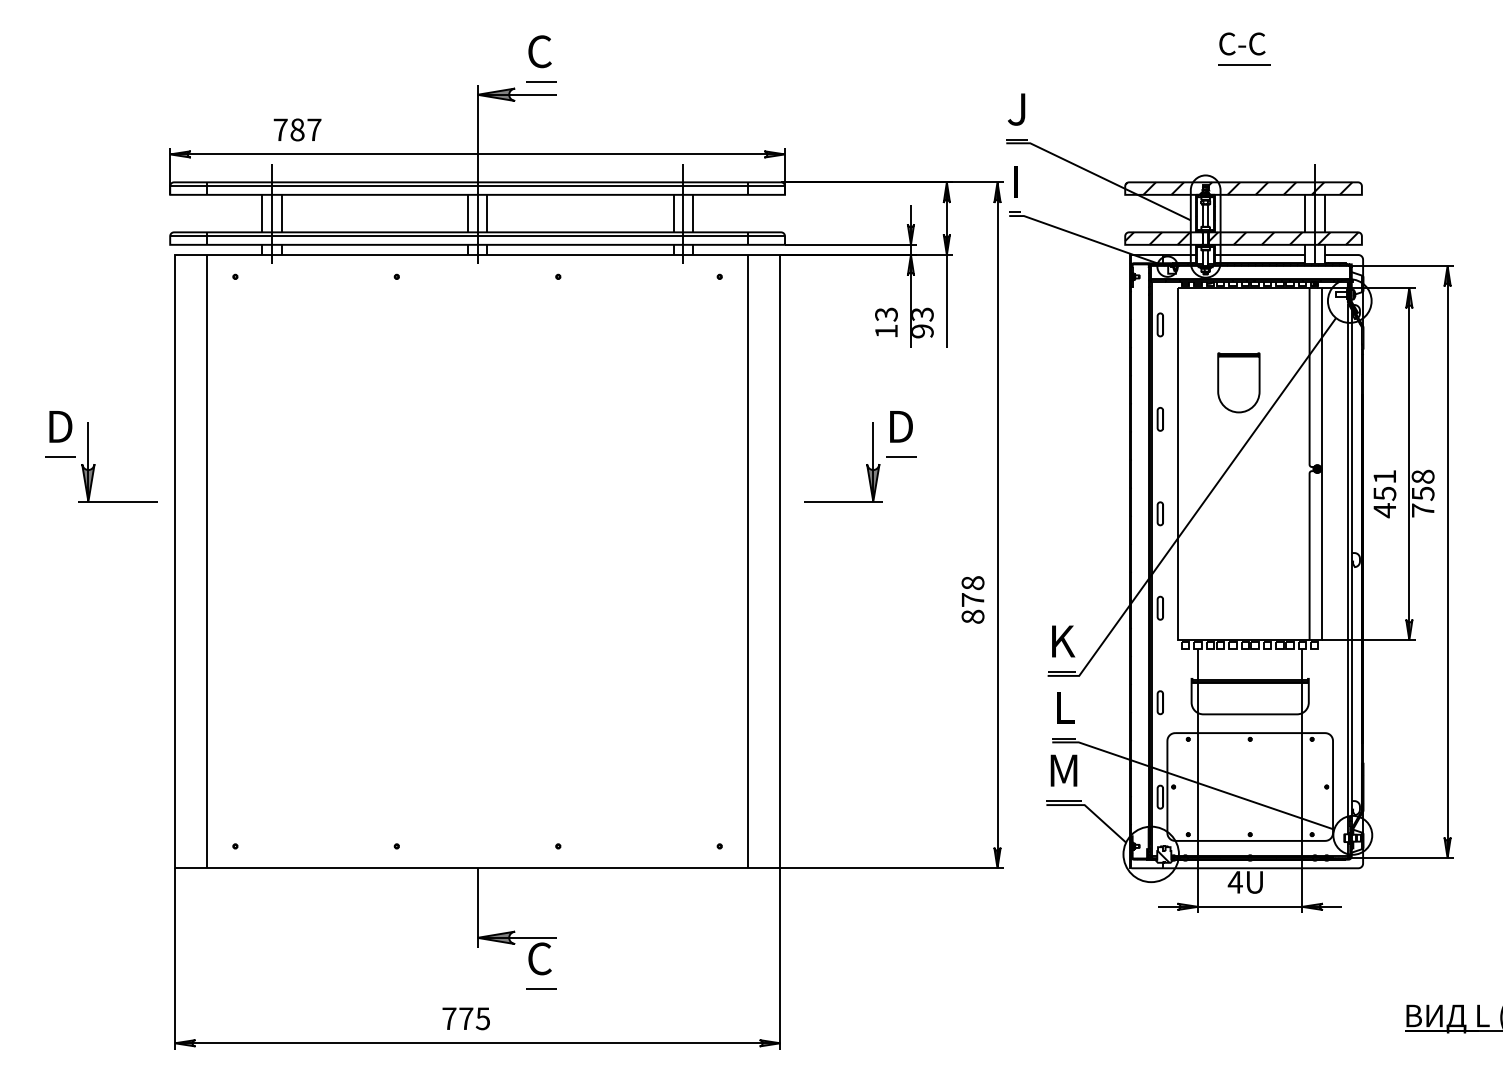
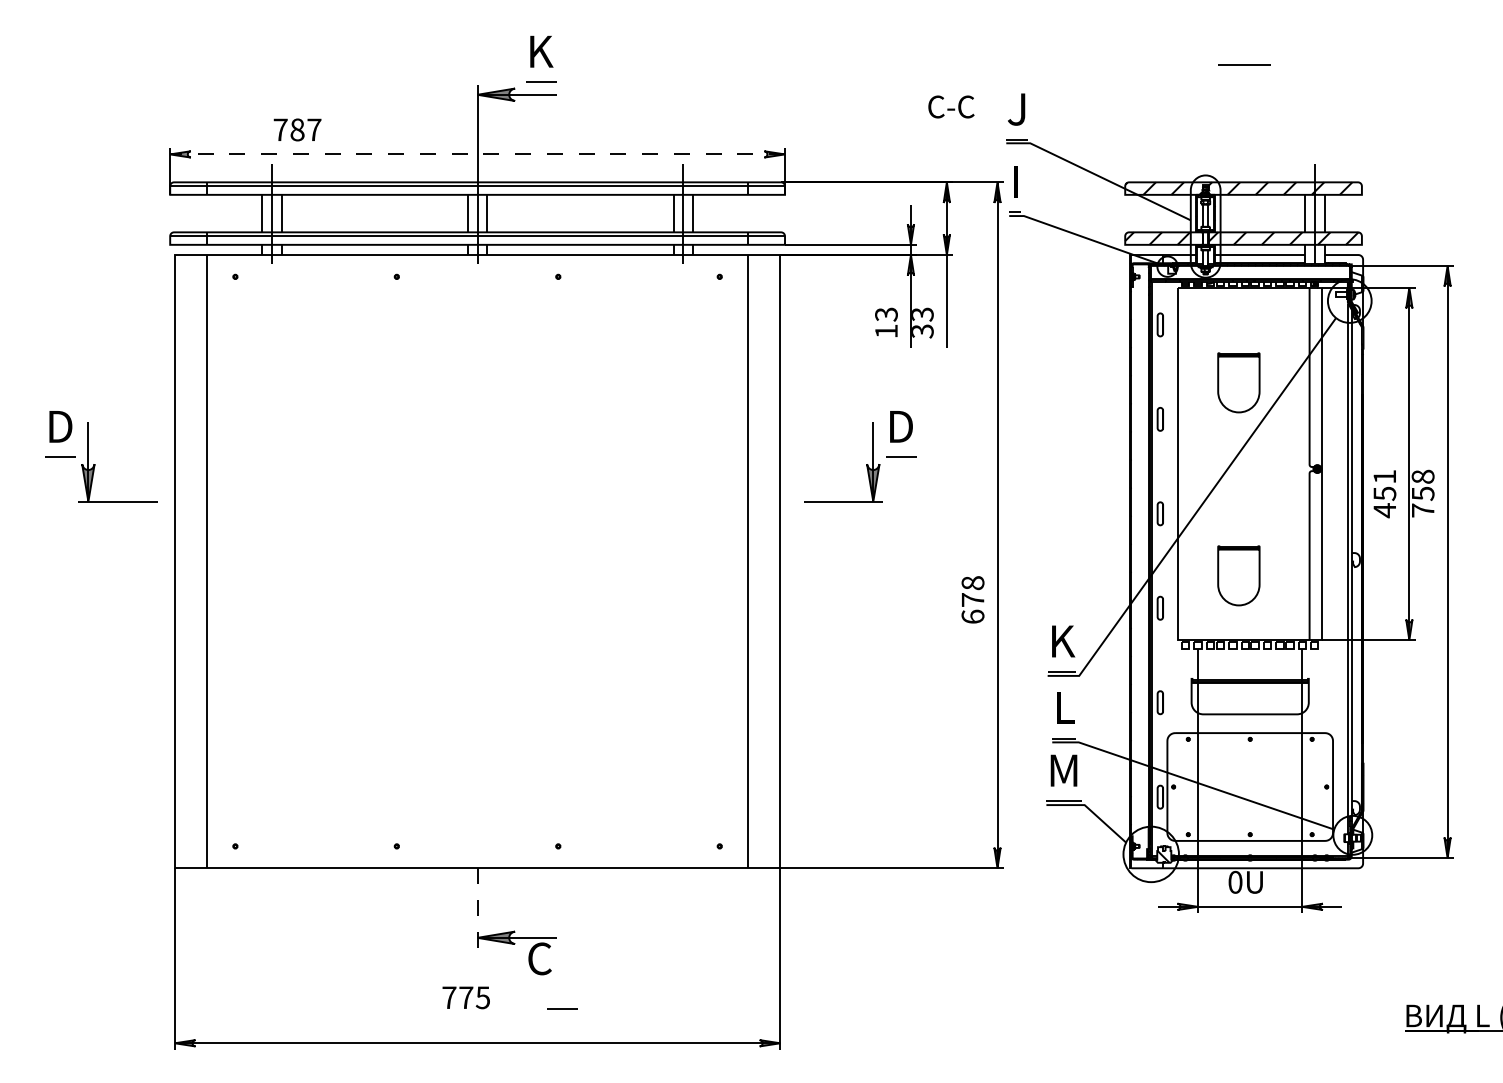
text position: (1242, 43) -> (951, 106) (951, 106)
text: C -> K (540, 51)
line: solid -> dashed (477, 154)
text: 93 -> 33 (922, 331)
part: none -> present (1238, 575)
text: 878 -> 678 (972, 616)
text: 4U -> 0U (1234, 881)
line: solid -> dashed (477, 908)
line position: (541, 988) -> (562, 1008) (562, 1008)
text position: (465, 1018) -> (465, 997) (465, 997)
